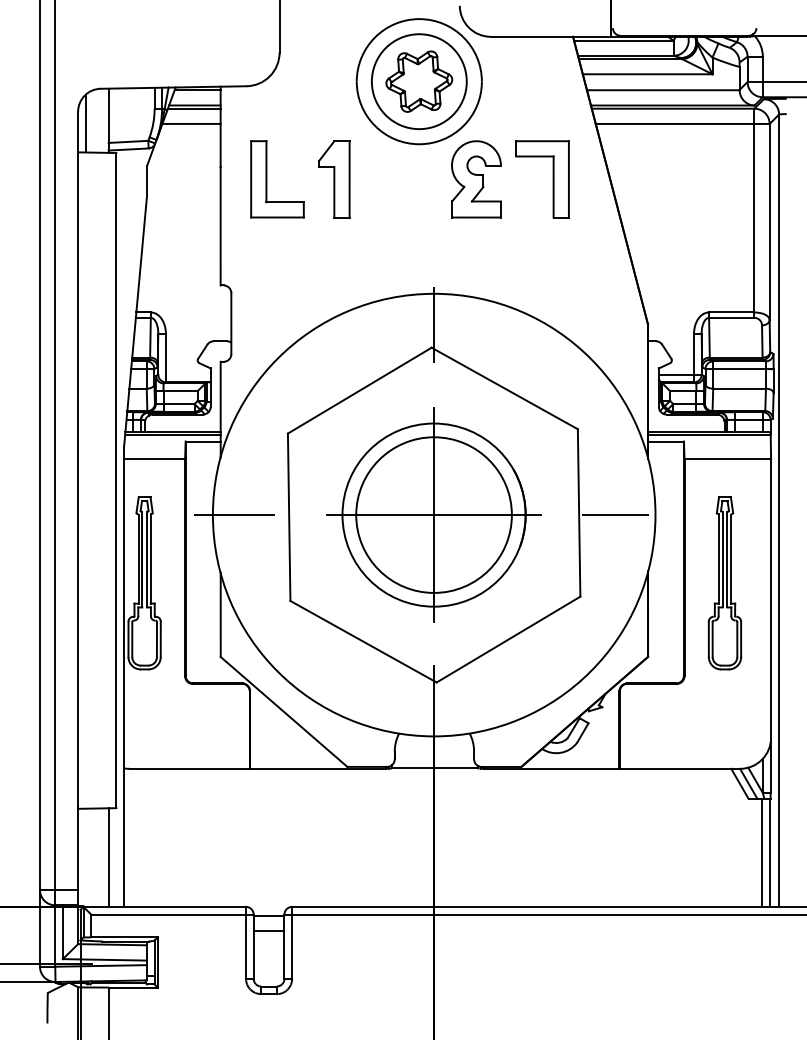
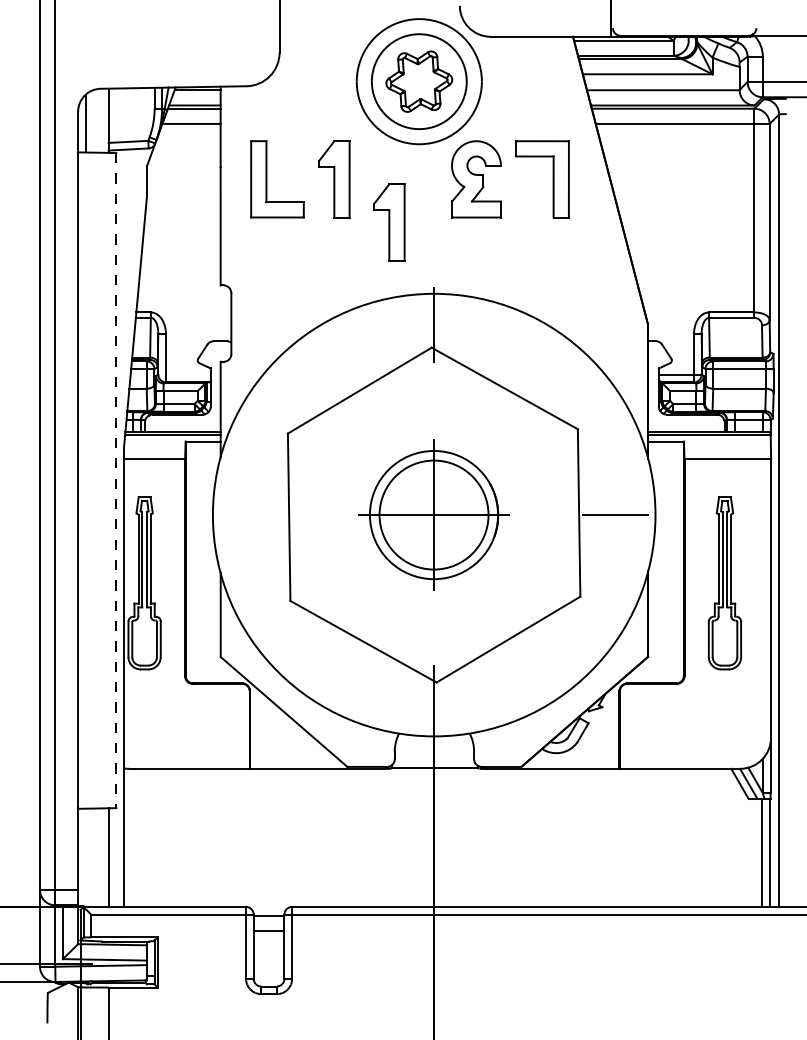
part: none -> present (389, 222)
line: solid -> dashed (116, 480)
part size: 216x216 px -> 152x152 px (433, 514)
line: present -> none (234, 515)
